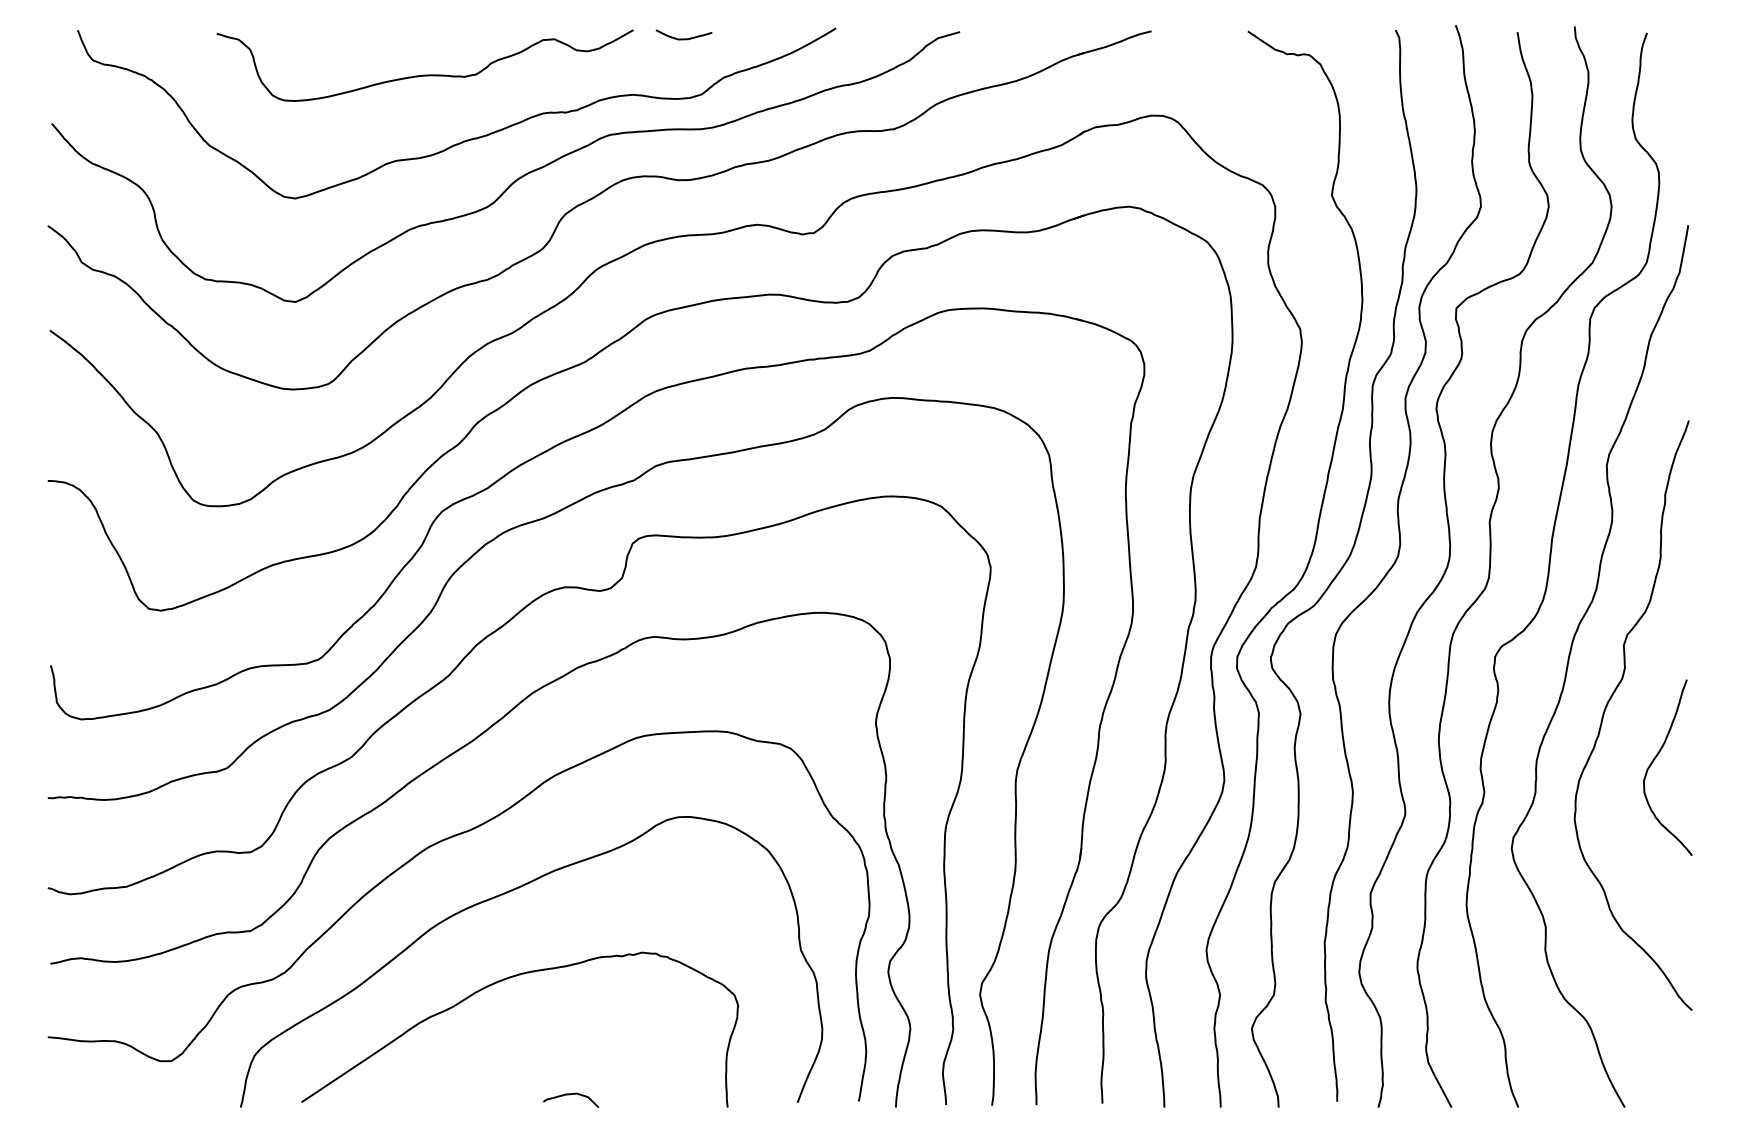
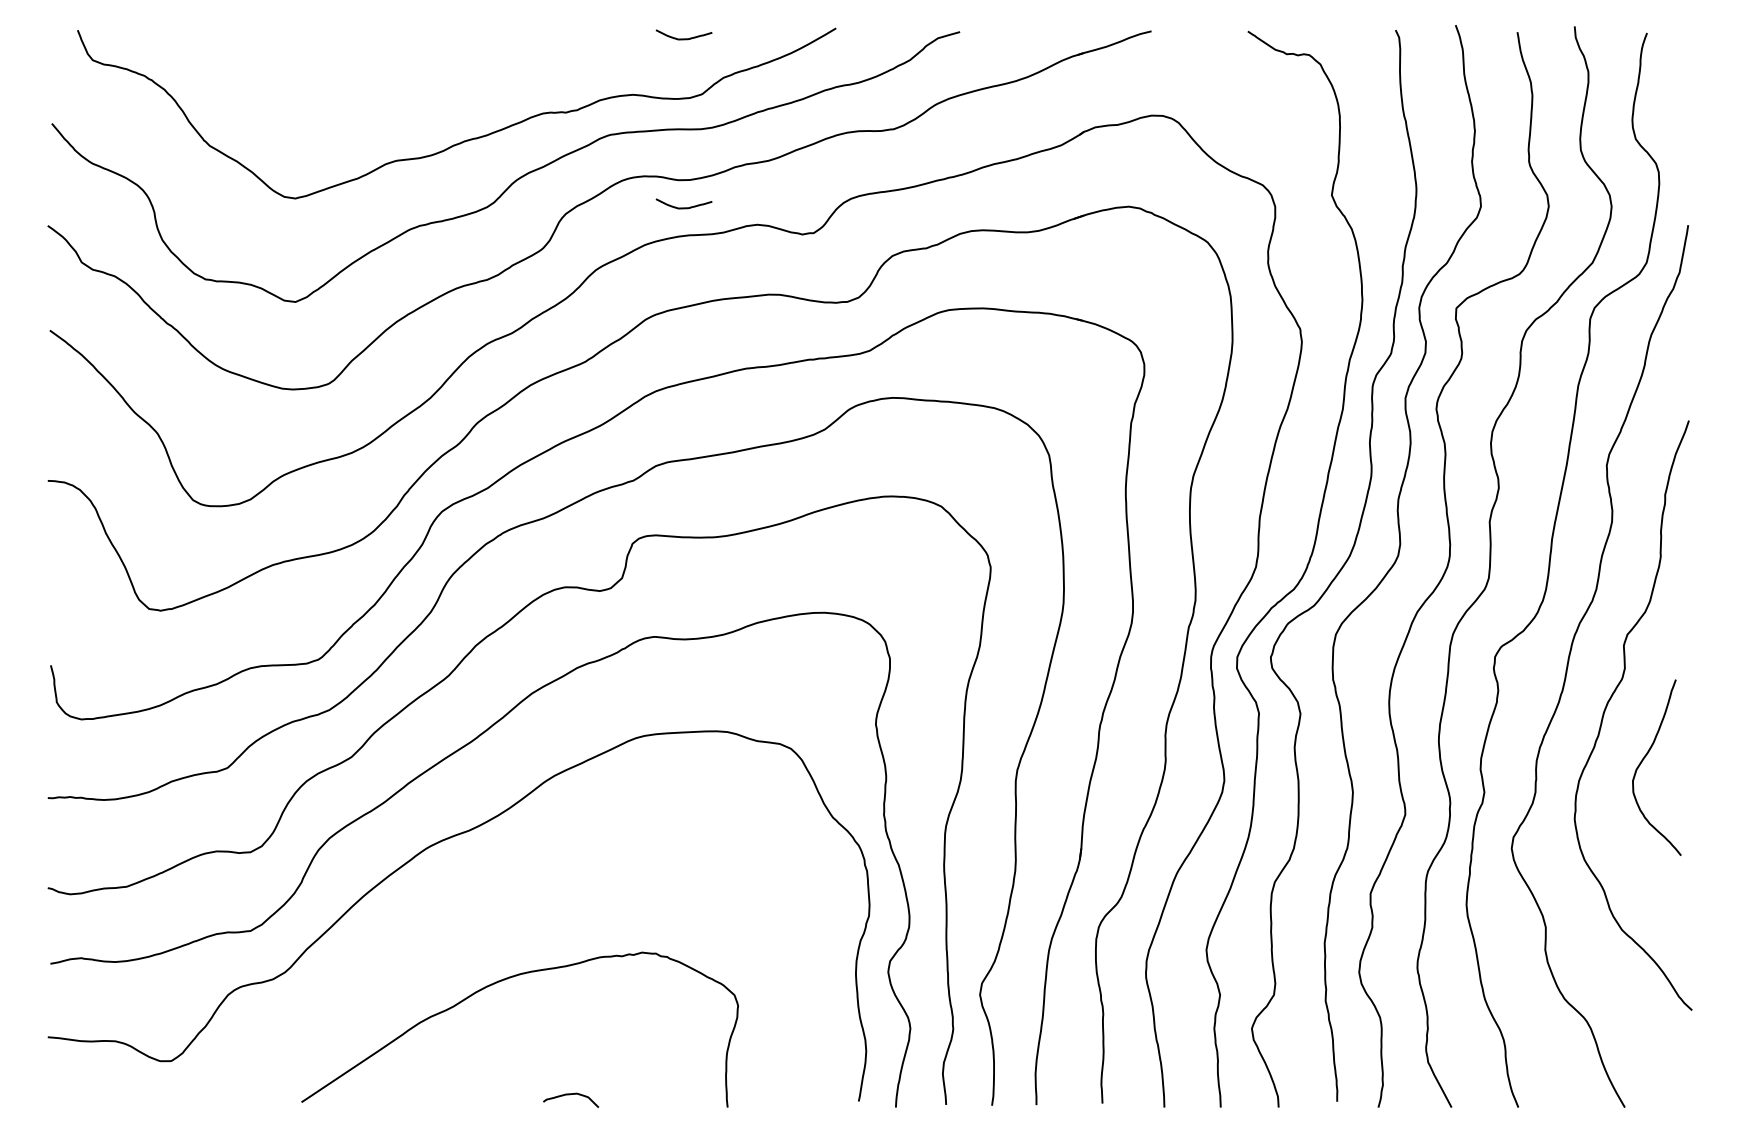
curve: present -> none (424, 74)
curve: none -> present (683, 207)
curve position: (1655, 759) -> (1644, 759) (1644, 759)
curve: present -> none (502, 895)
